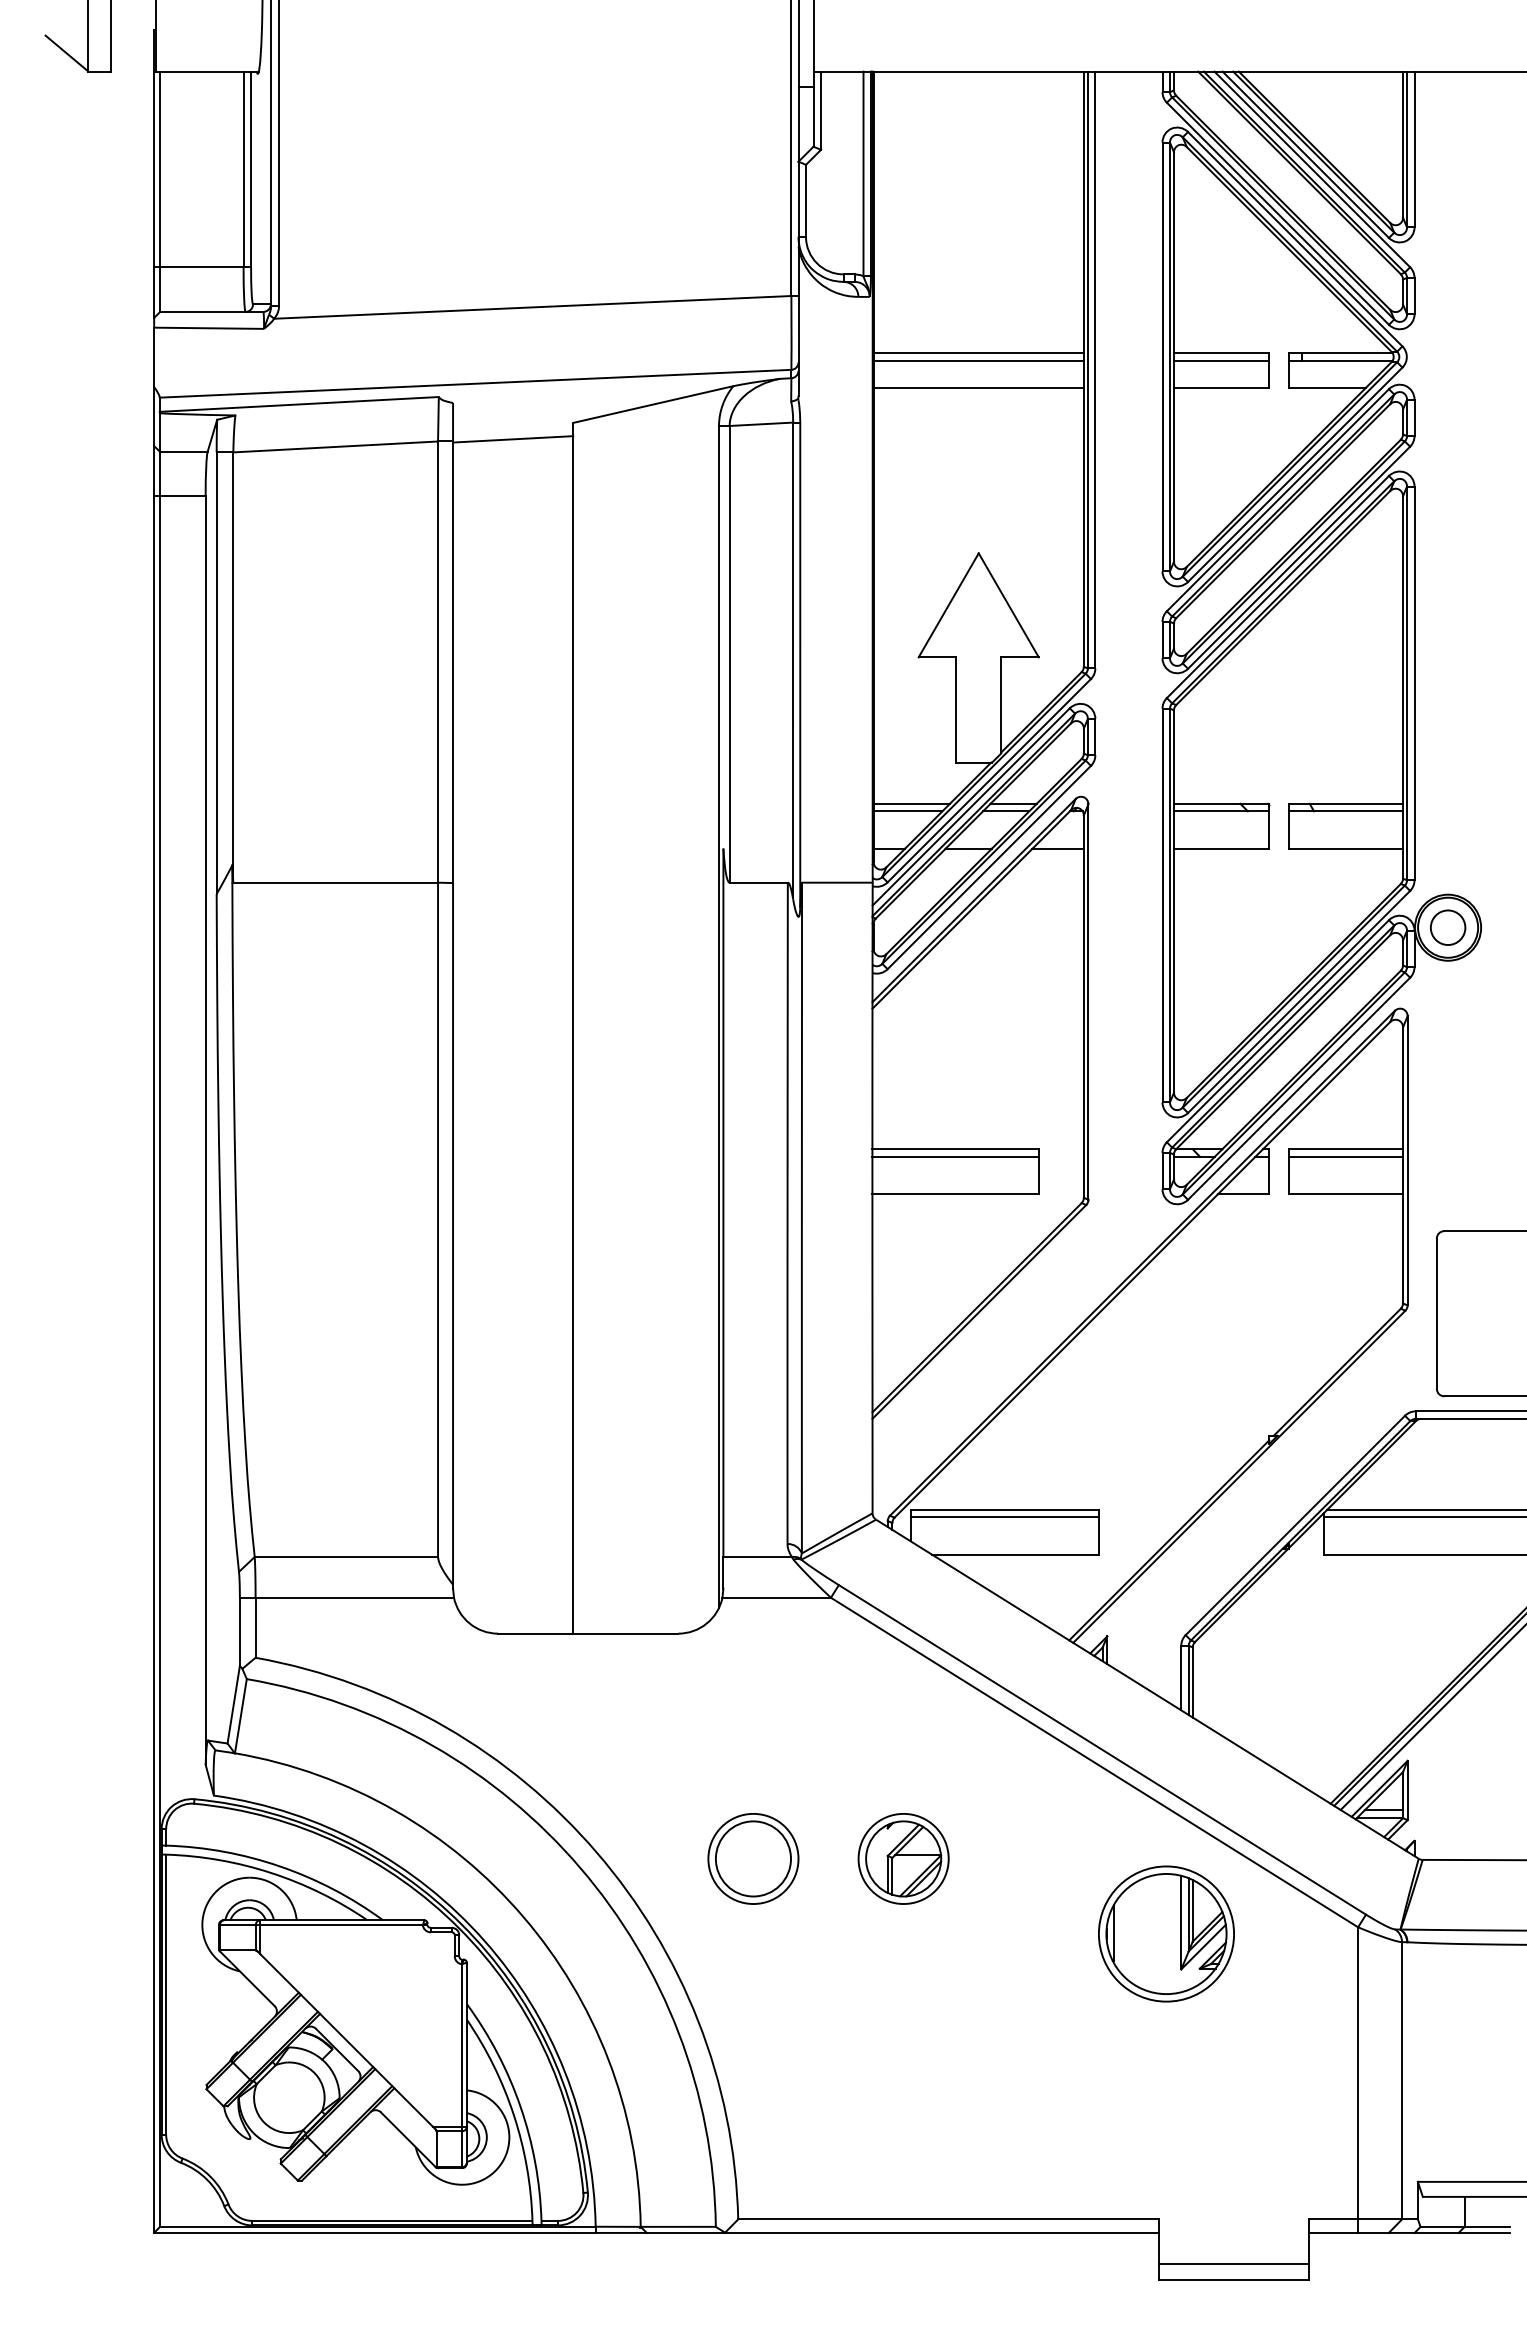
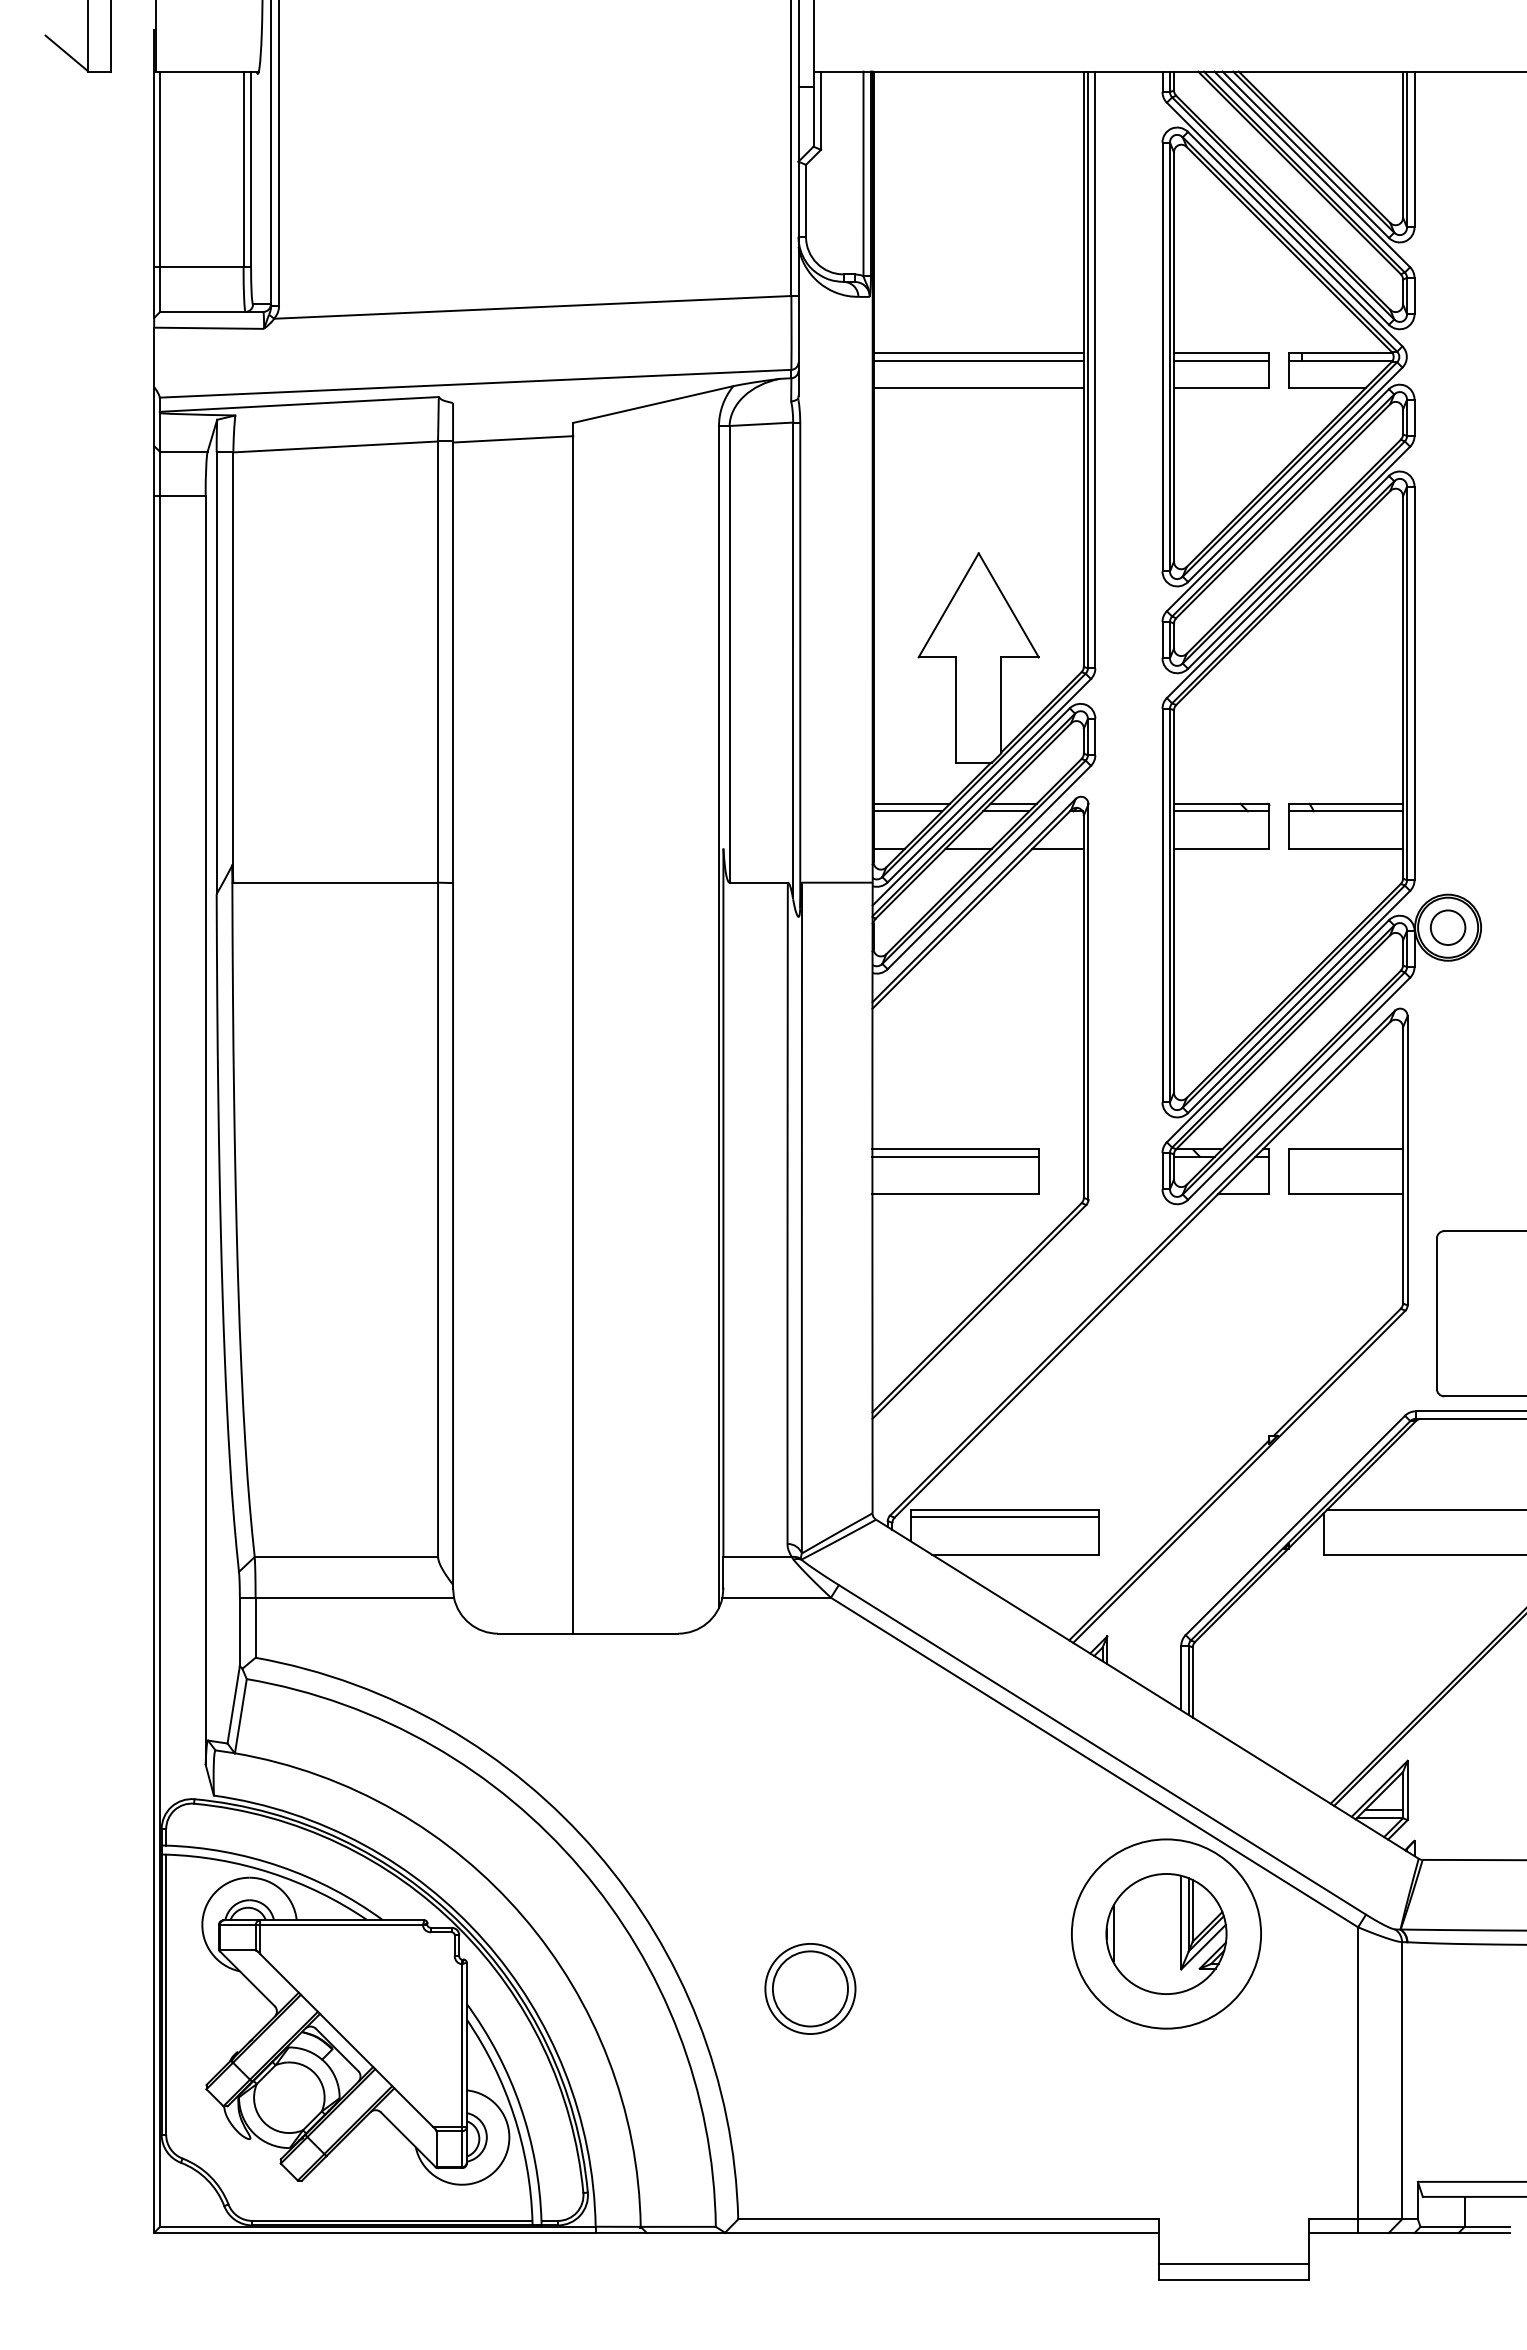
line: present -> none (1345, 1156)
line: present -> none (1423, 1517)
line: present -> none (1431, 1718)
part position: (753, 1858) -> (810, 1988) (810, 1988)
part: present -> none (903, 1858)
circle diameter: 135 px -> 189 px (1166, 1933)
